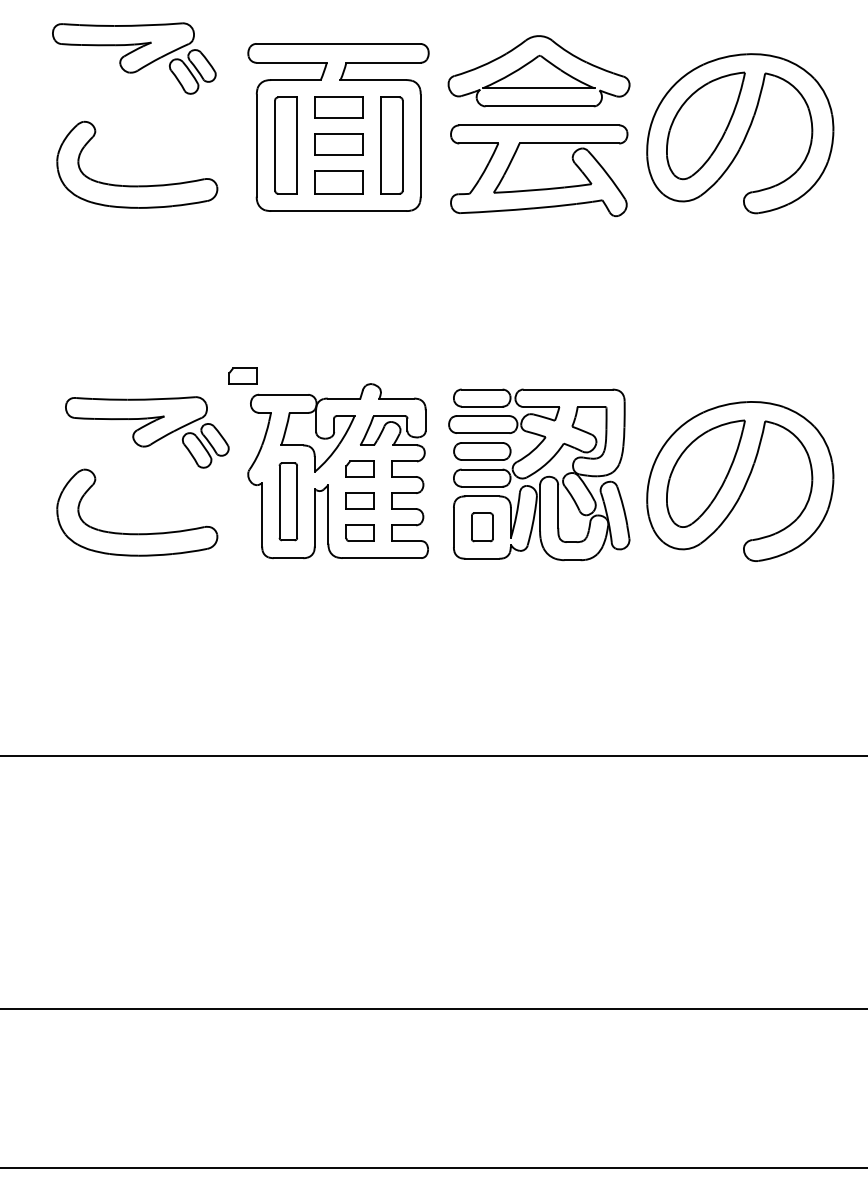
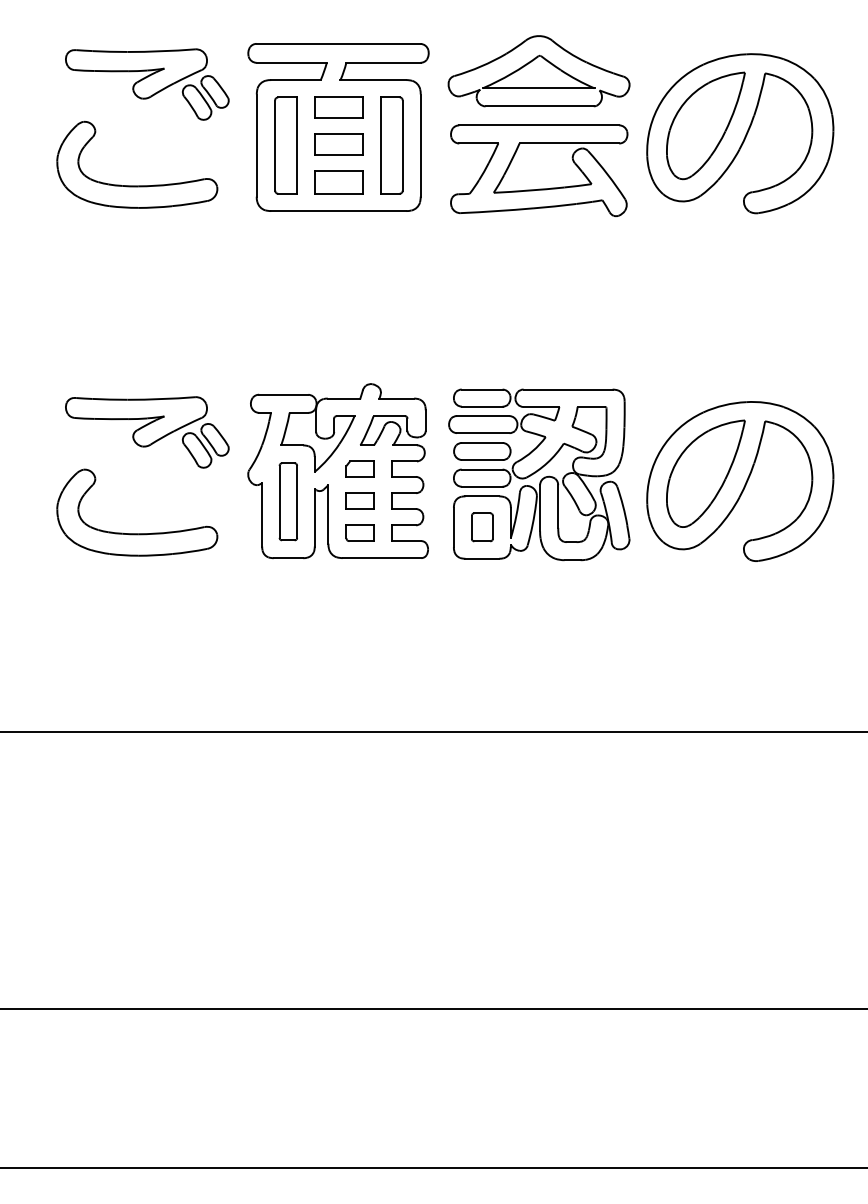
part position: (134, 58) -> (147, 84) (147, 84)
part: present -> none (242, 375)
line position: (433, 756) -> (433, 732) (433, 732)
